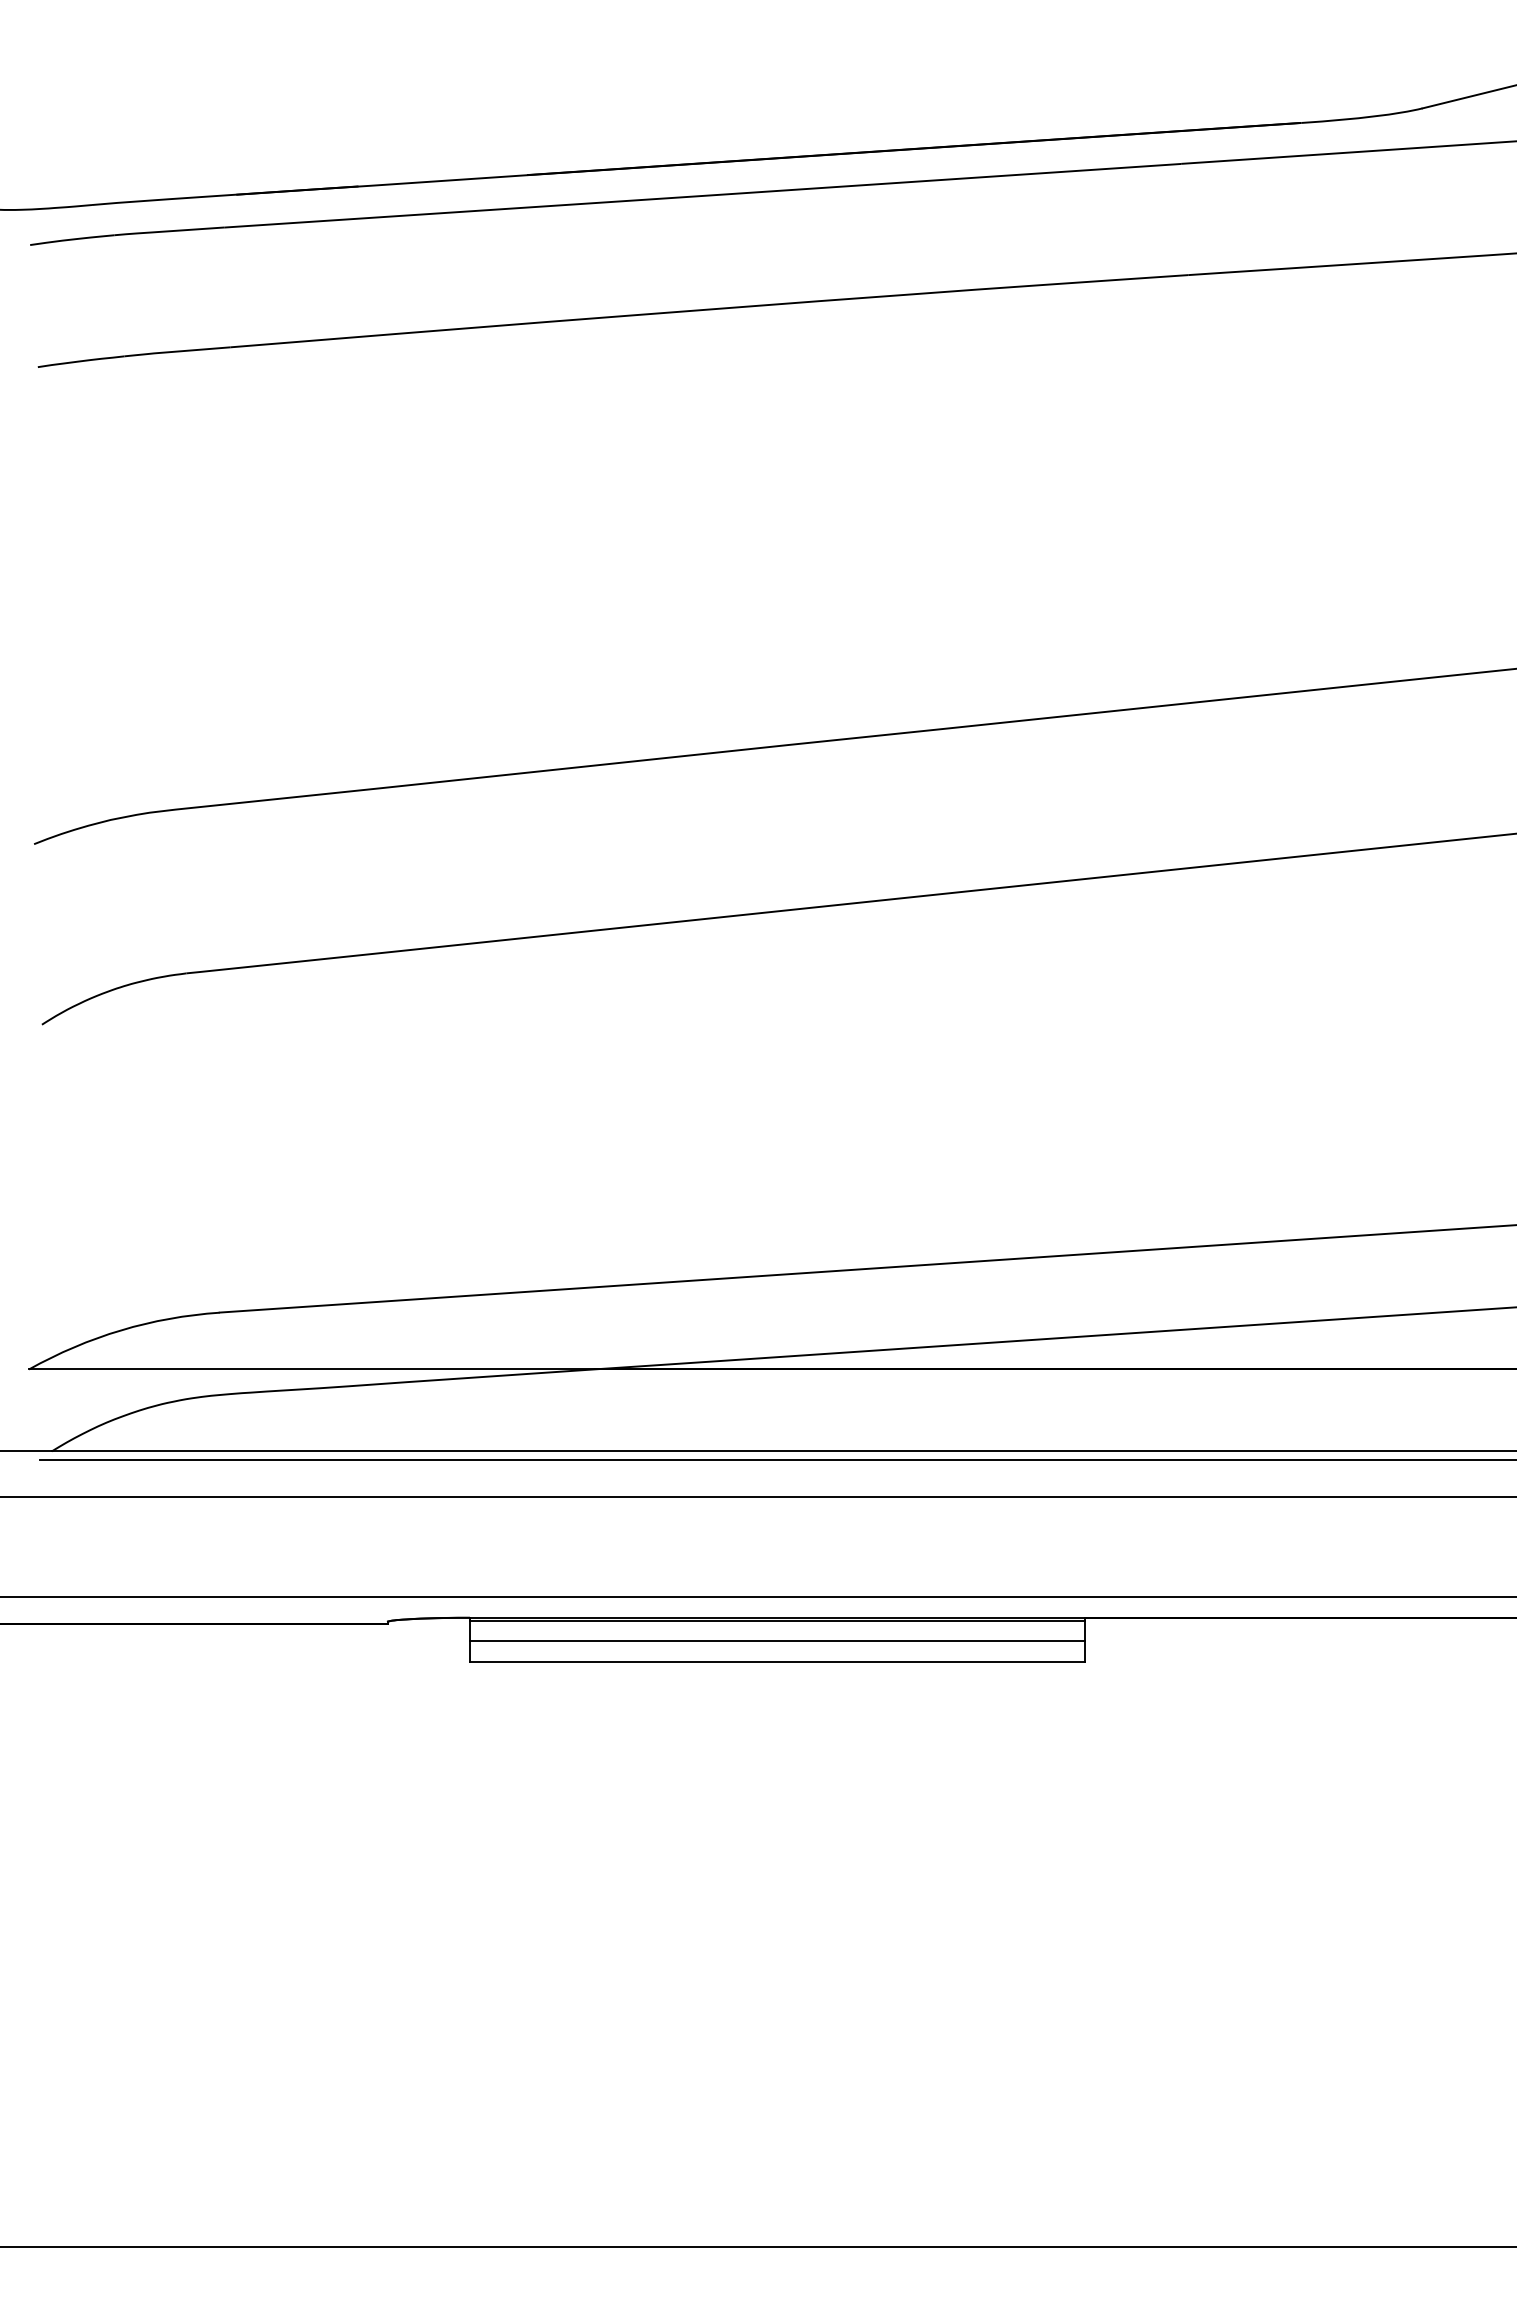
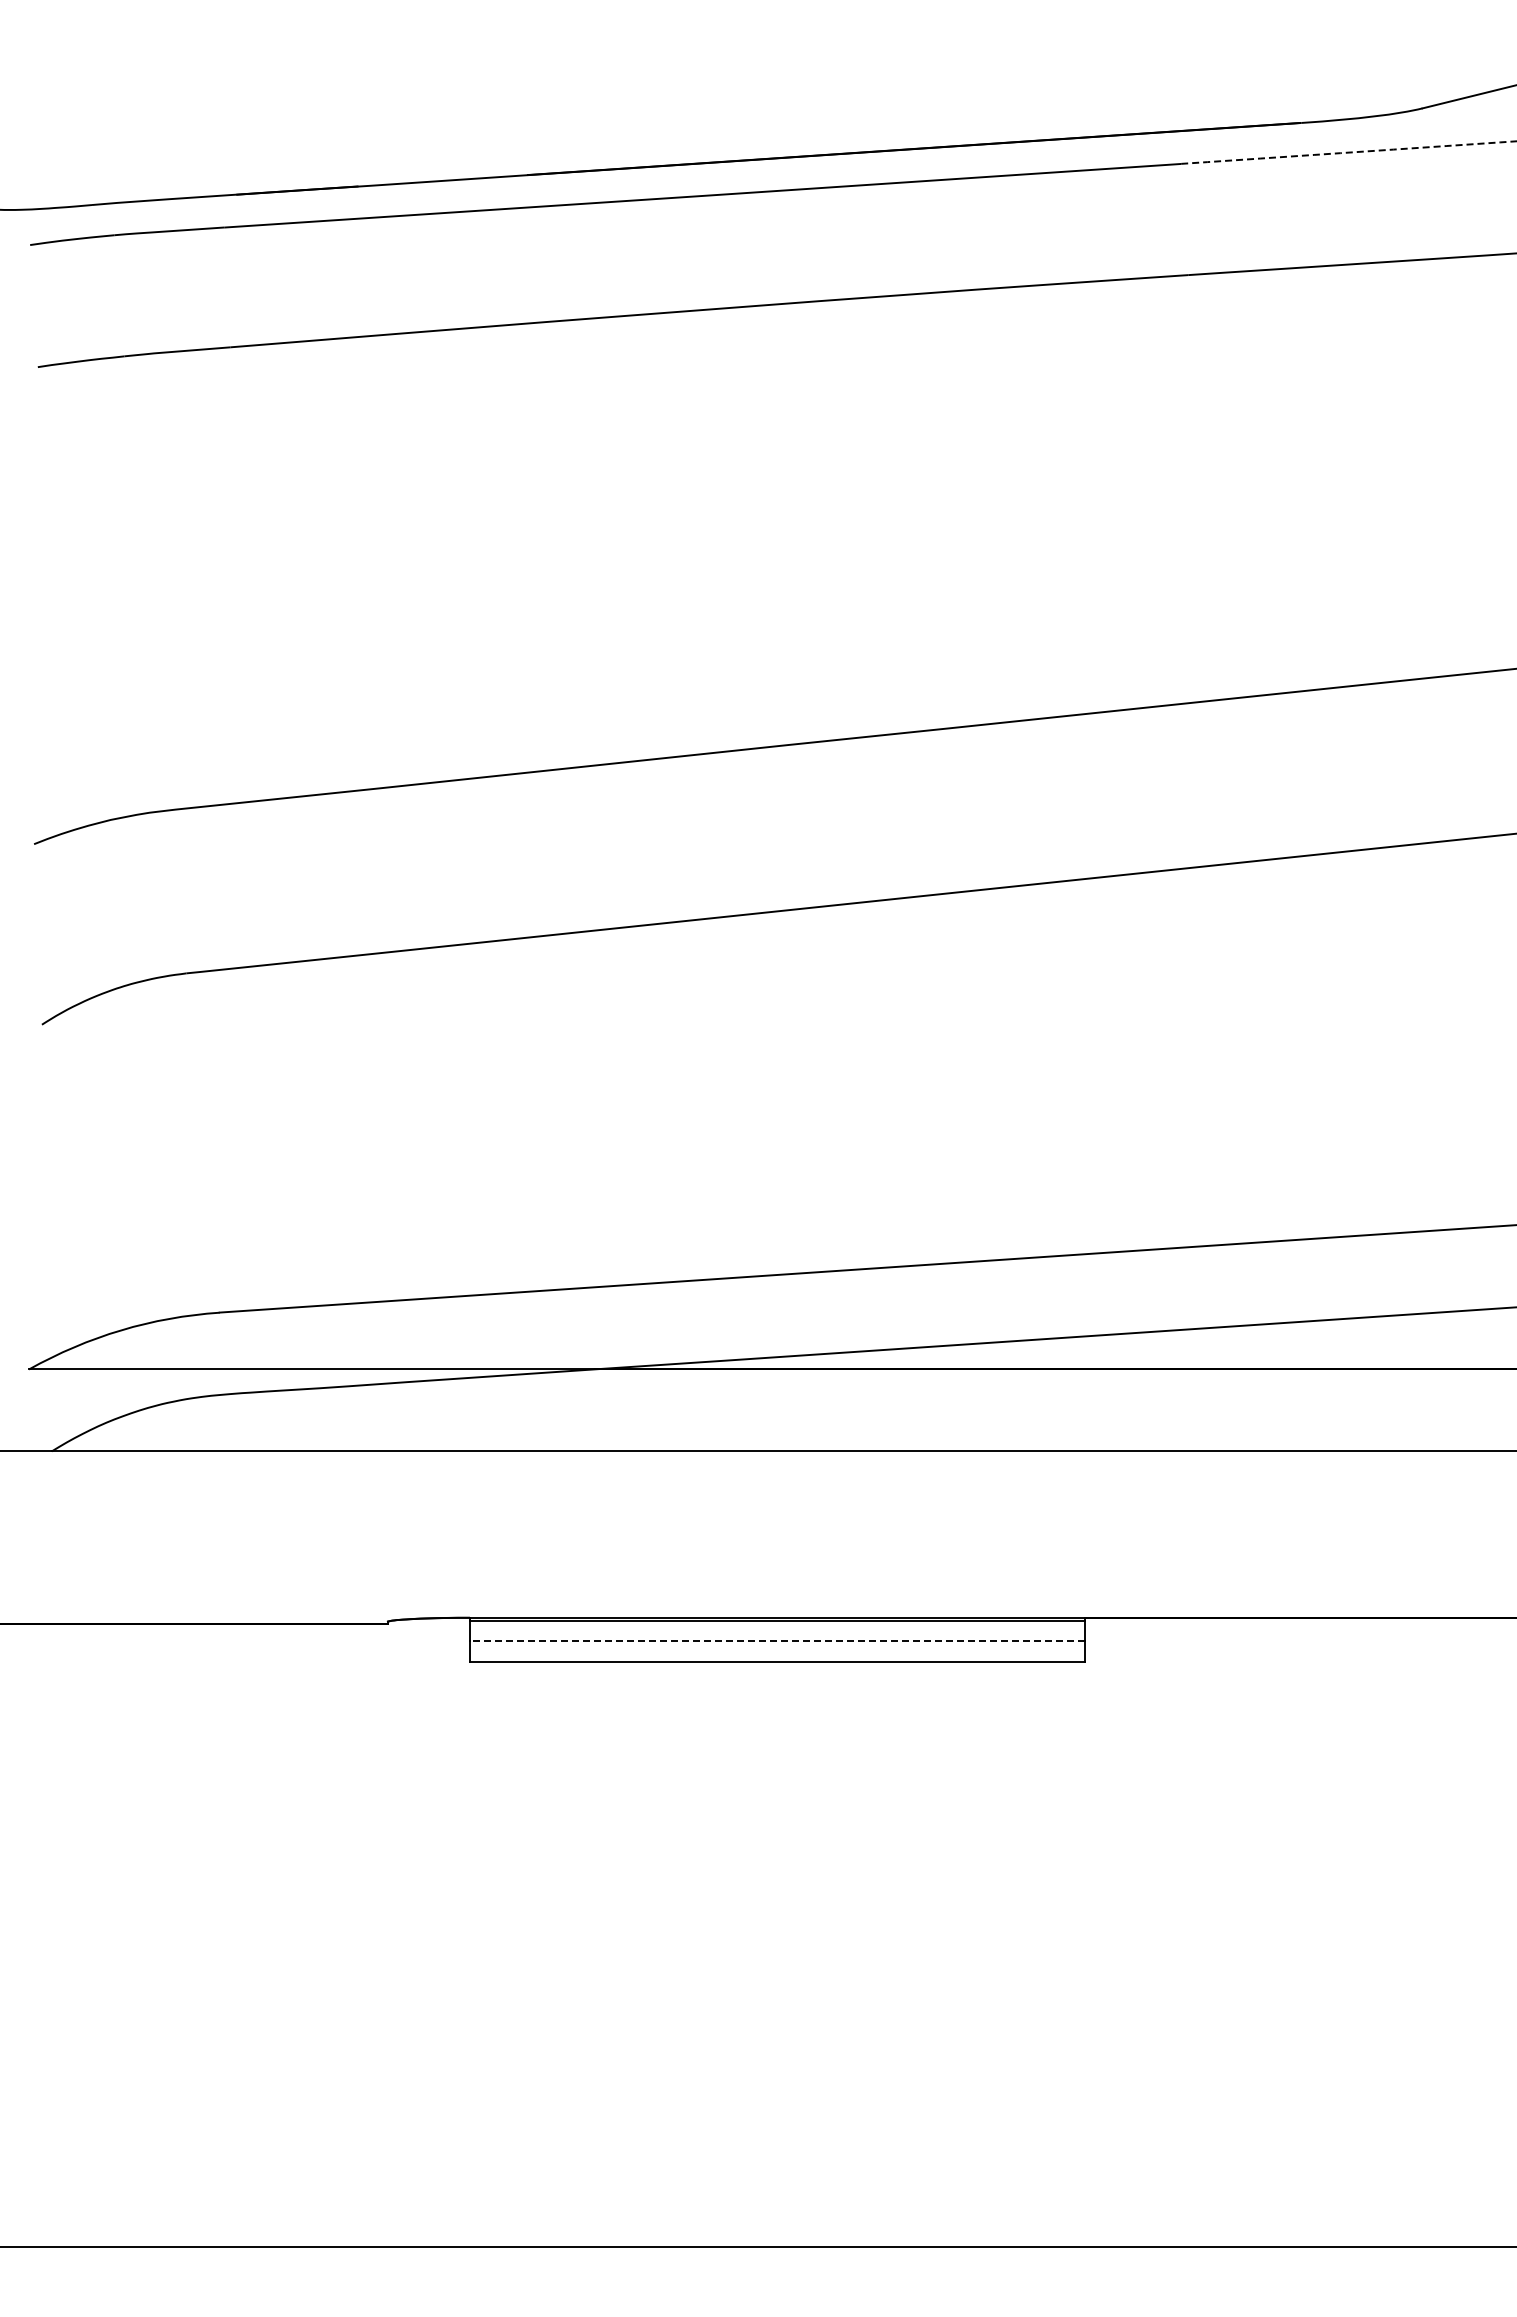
arc: solid -> dashed (1350, 152)
line: present -> none (776, 1459)
line: present -> none (757, 1497)
line: present -> none (757, 1596)
line: solid -> dashed (777, 1640)
